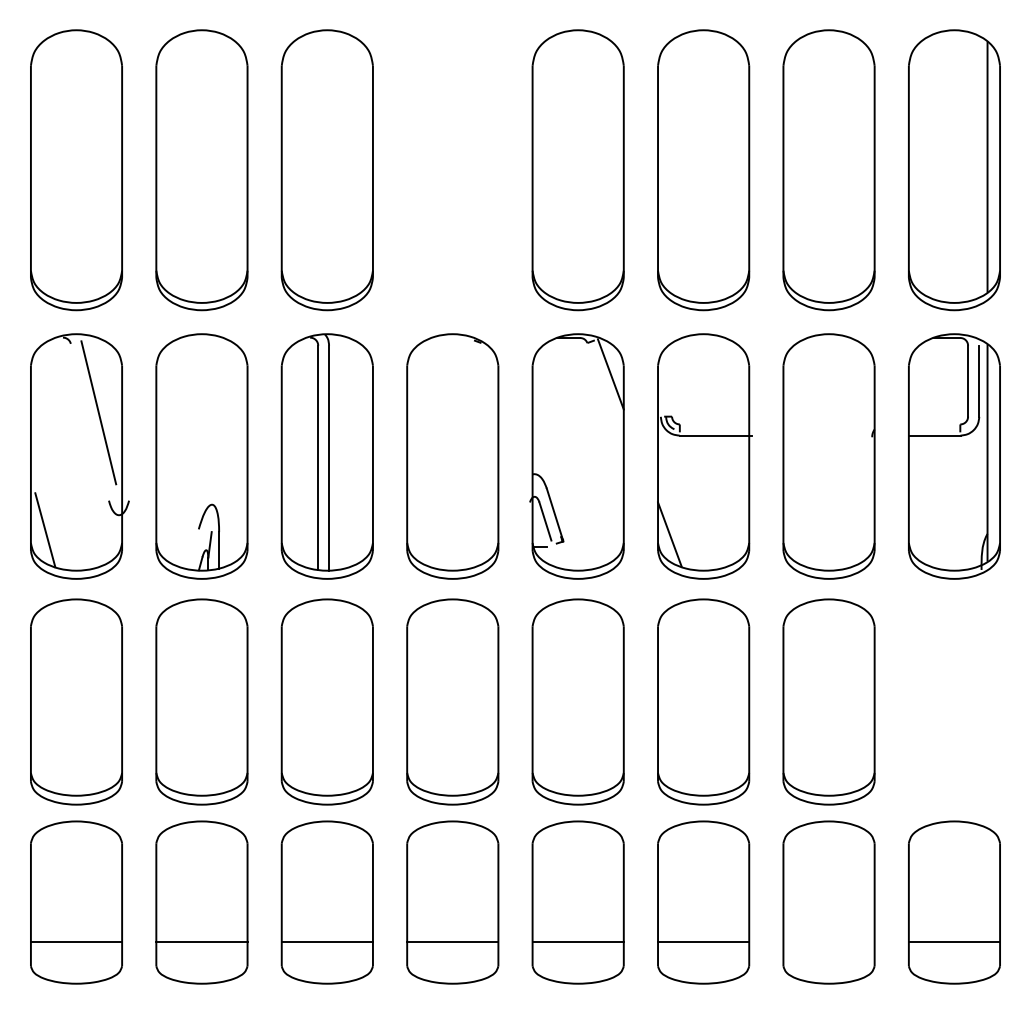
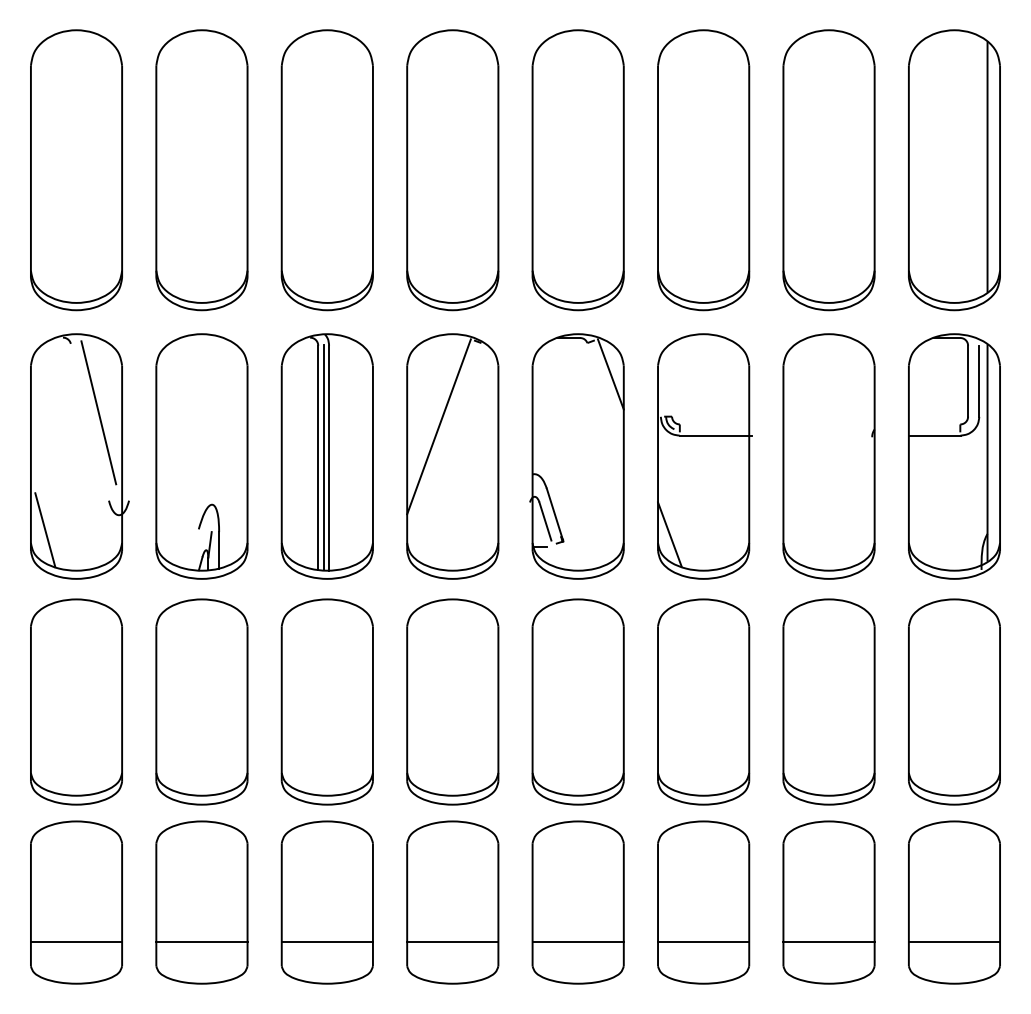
part: none -> present (452, 170)
line: none -> present (438, 426)
line: none -> present (323, 457)
part: none -> present (954, 701)
line: none -> present (828, 942)
